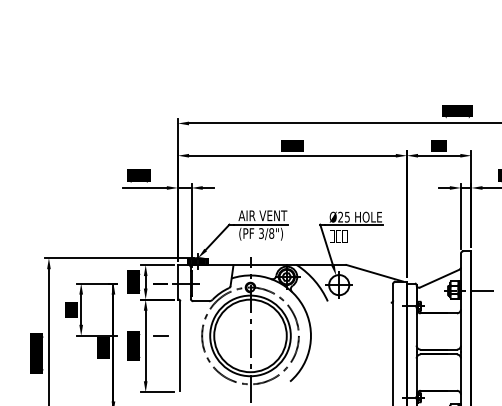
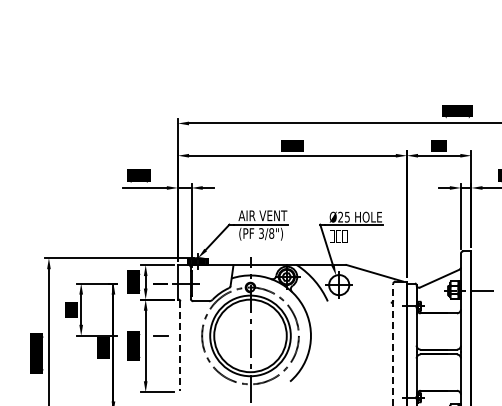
line: solid -> dashed (393, 344)
line: solid -> dashed (180, 346)
